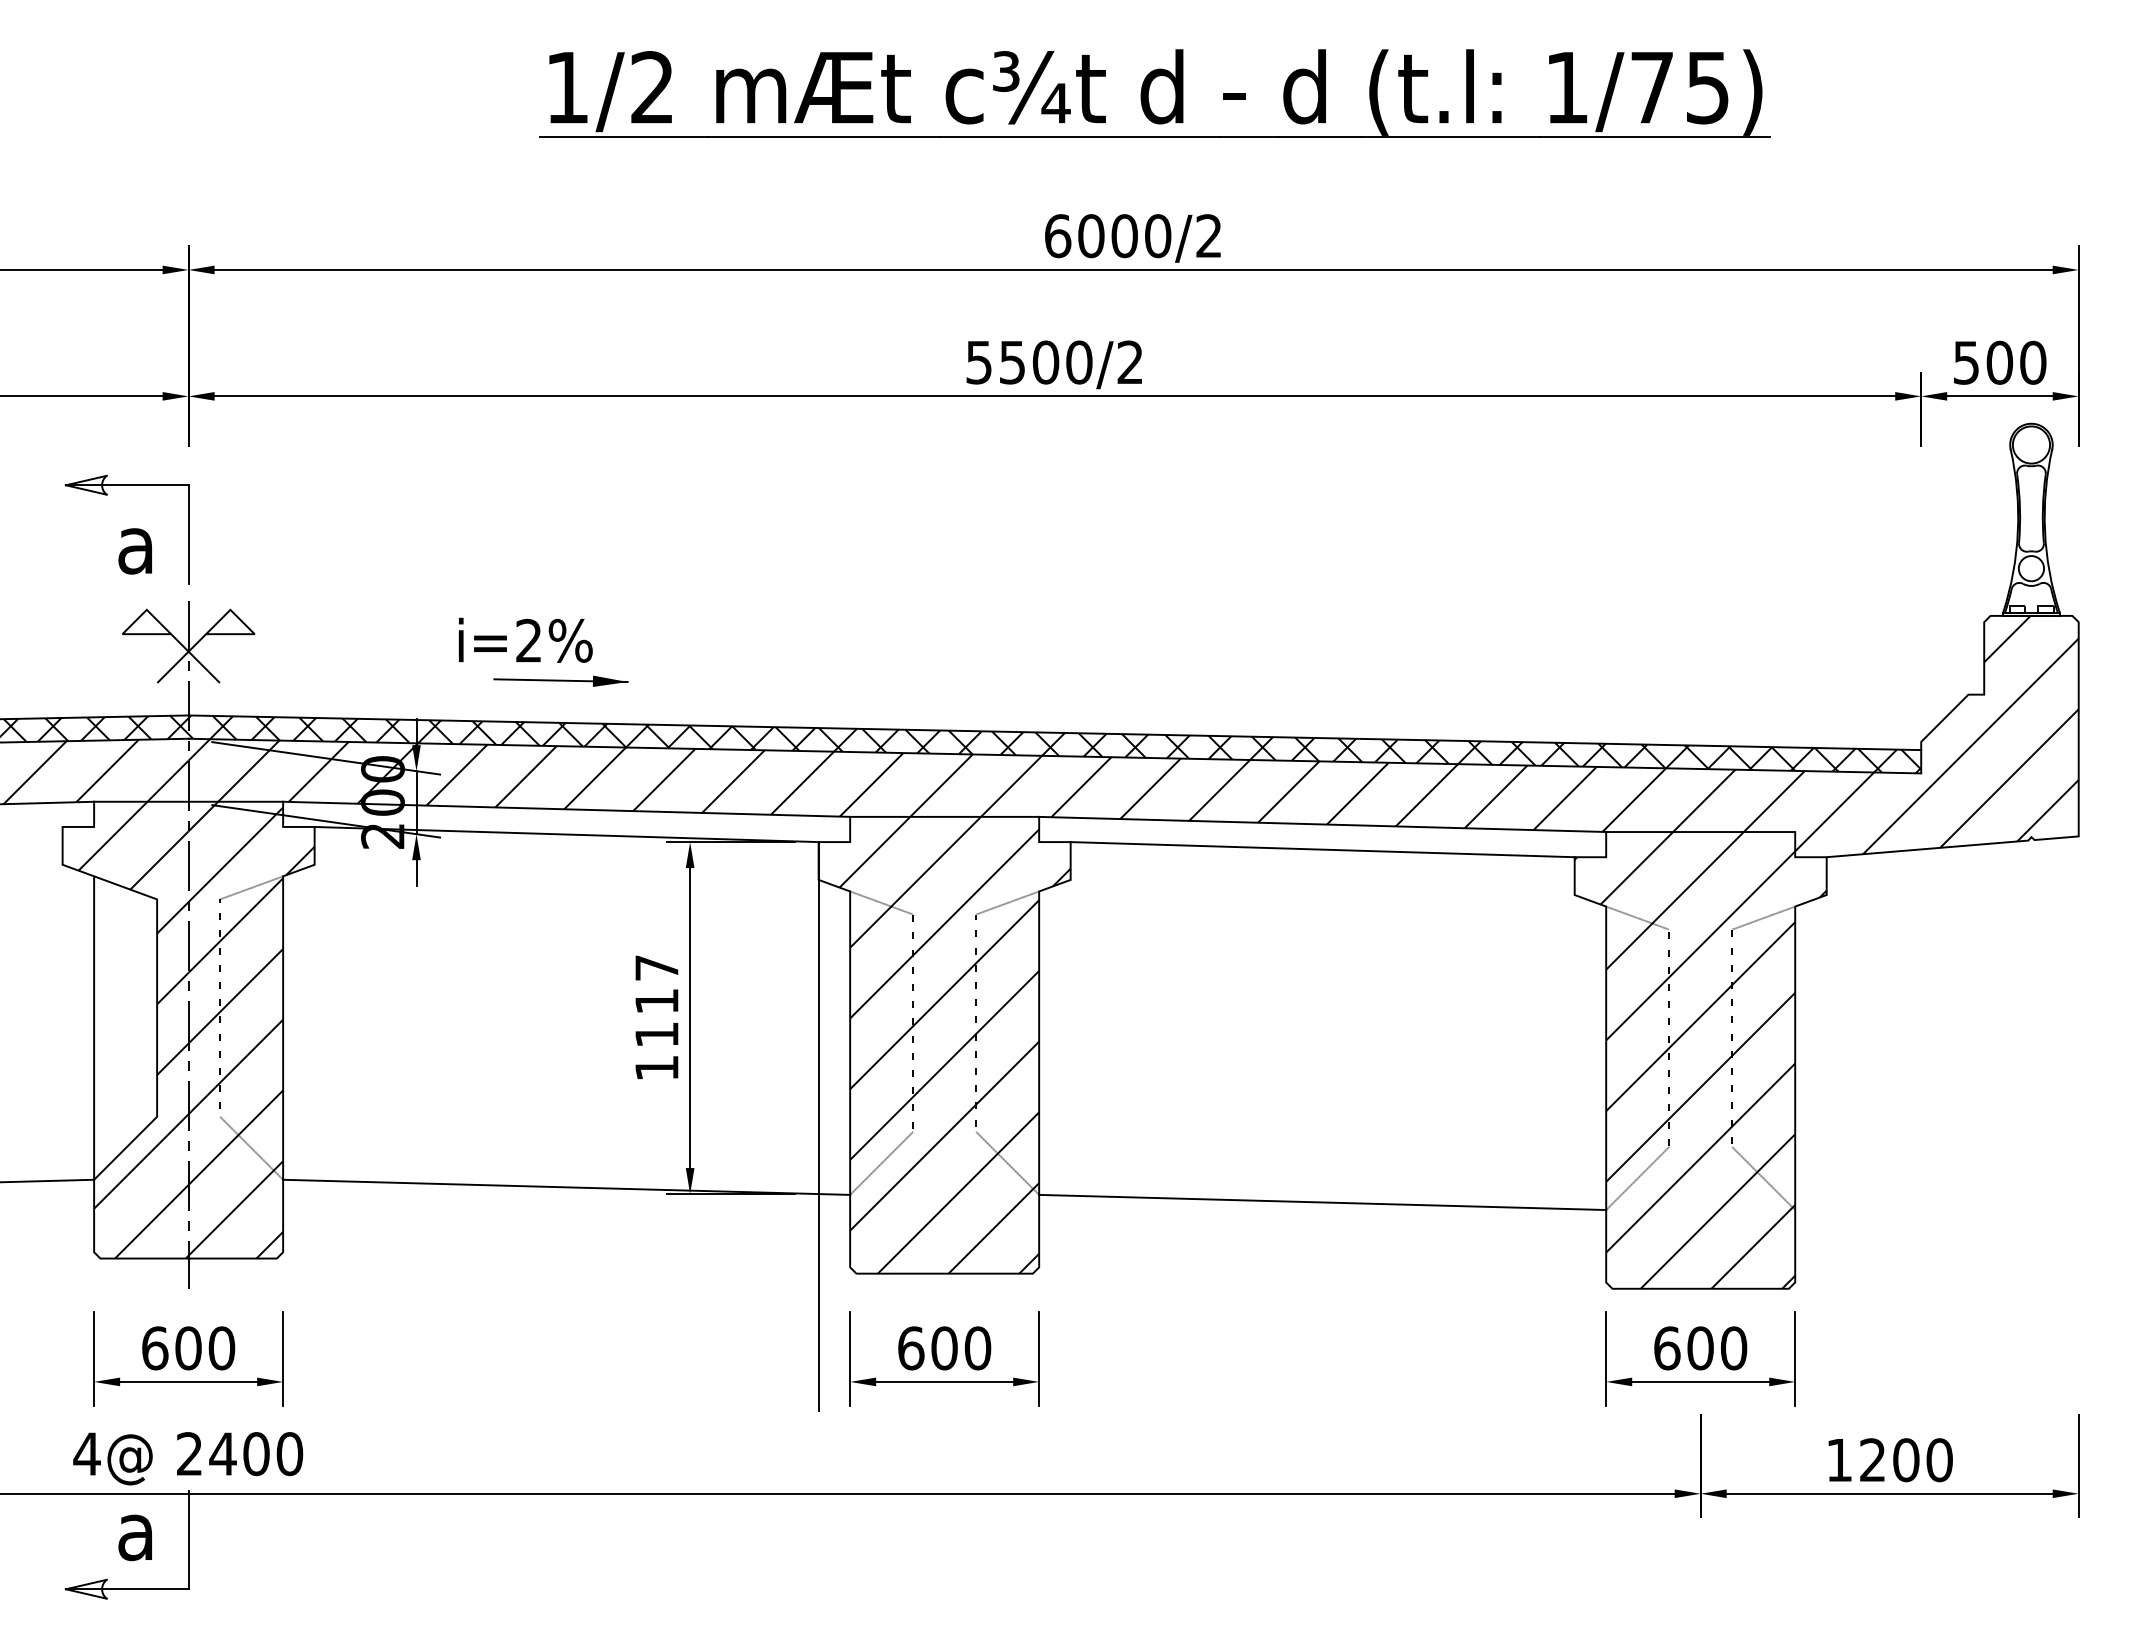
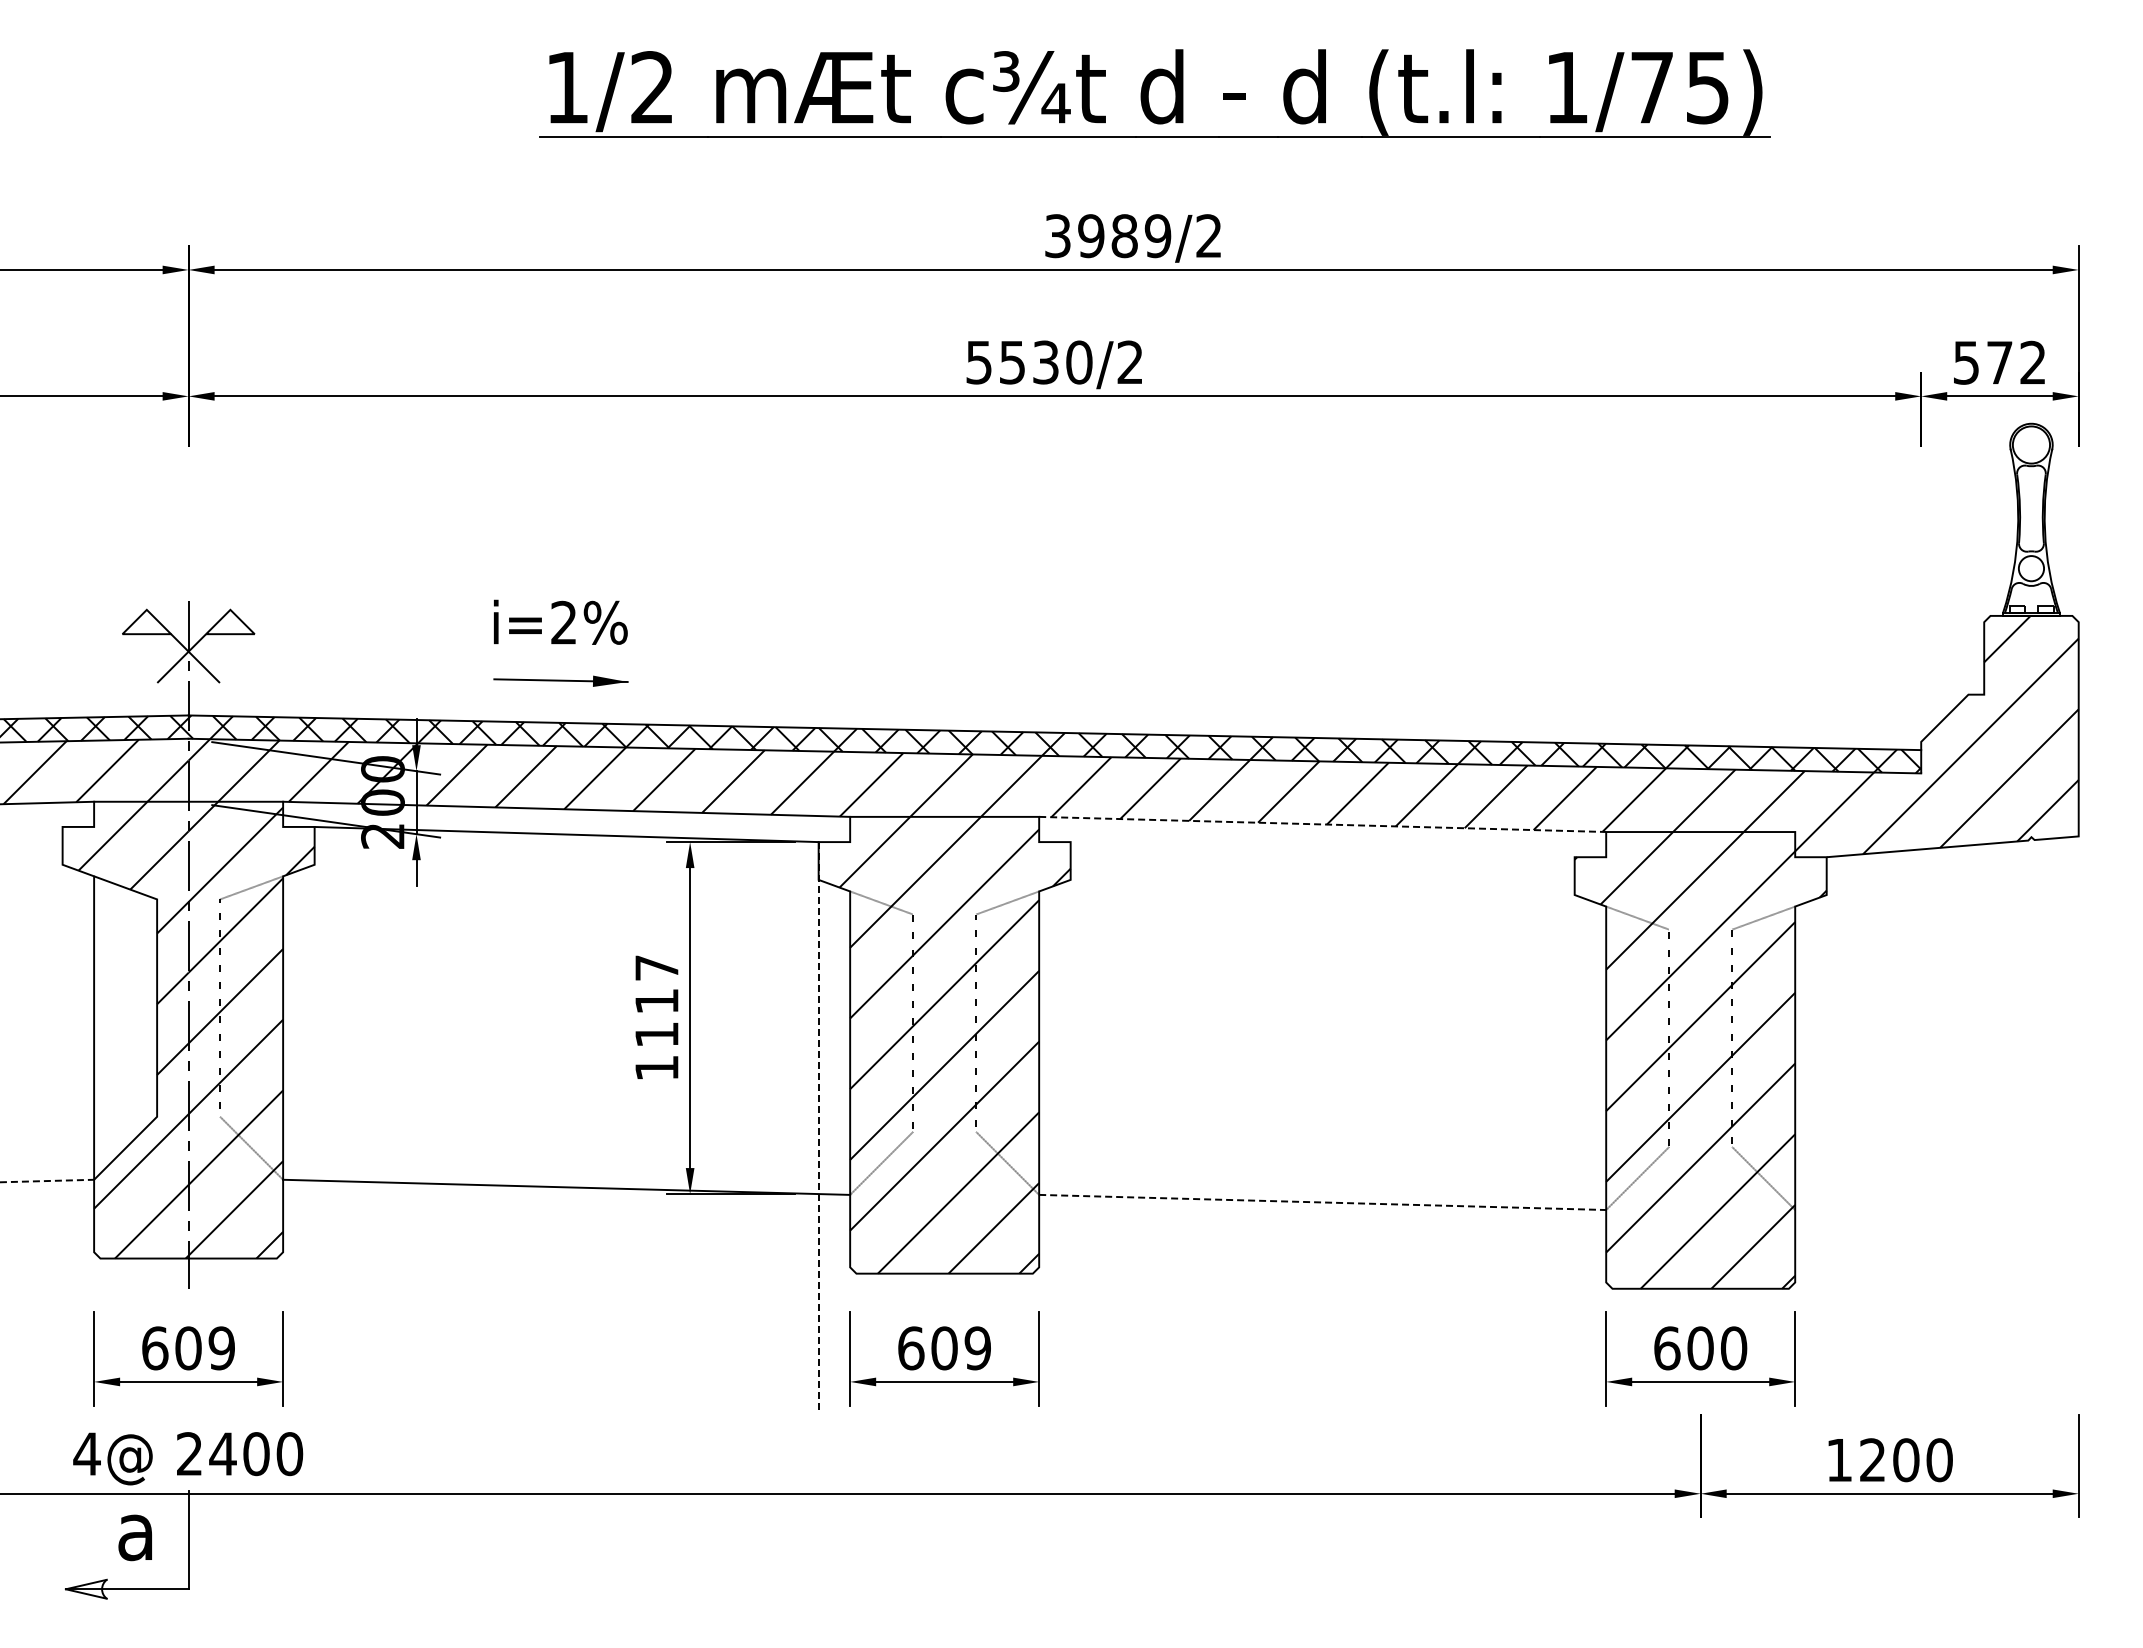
text: 6000/2 -> 3989/2 (1108, 236)
text: 5500/2 -> 5530/2 (1045, 362)
text: 500 -> 572 (2016, 362)
part: present -> none (107, 495)
text position: (525, 639) -> (560, 621) (560, 621)
line: solid -> dashed (1322, 824)
line: present -> none (1322, 849)
line: solid -> dashed (818, 1126)
line: solid -> dashed (47, 1181)
line: solid -> dashed (1322, 1202)
text: 600 -> 609 (221, 1348)
text: 600 -> 609 (977, 1348)
